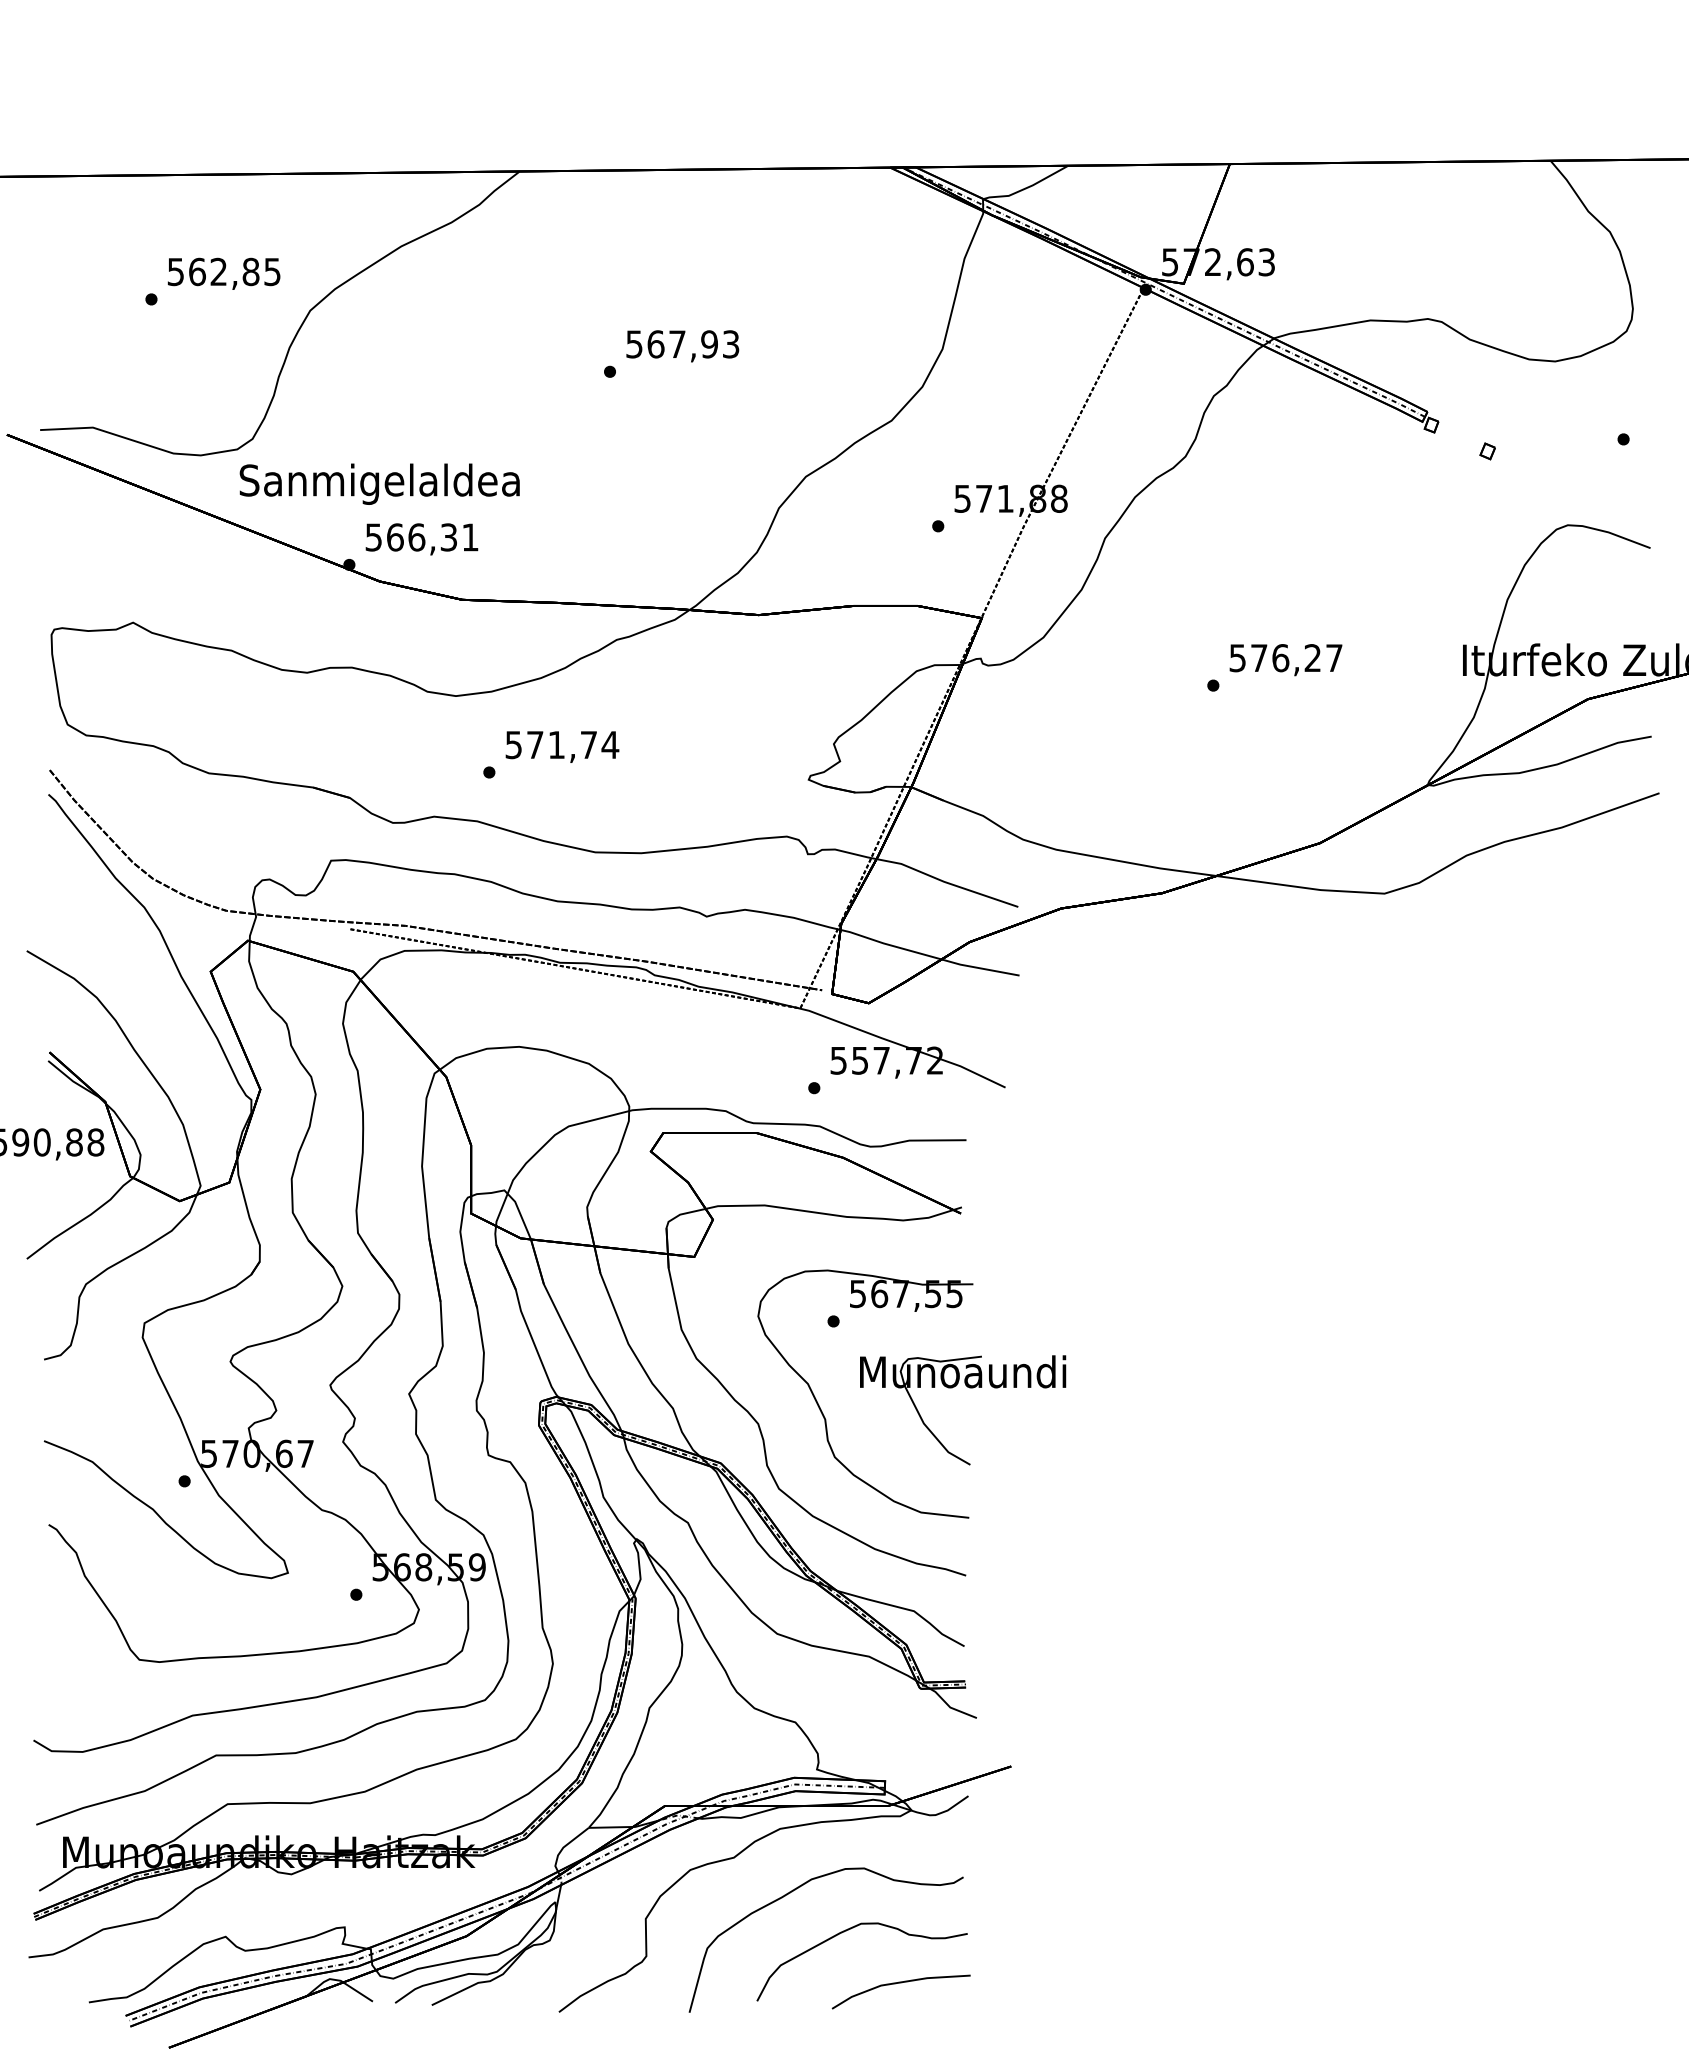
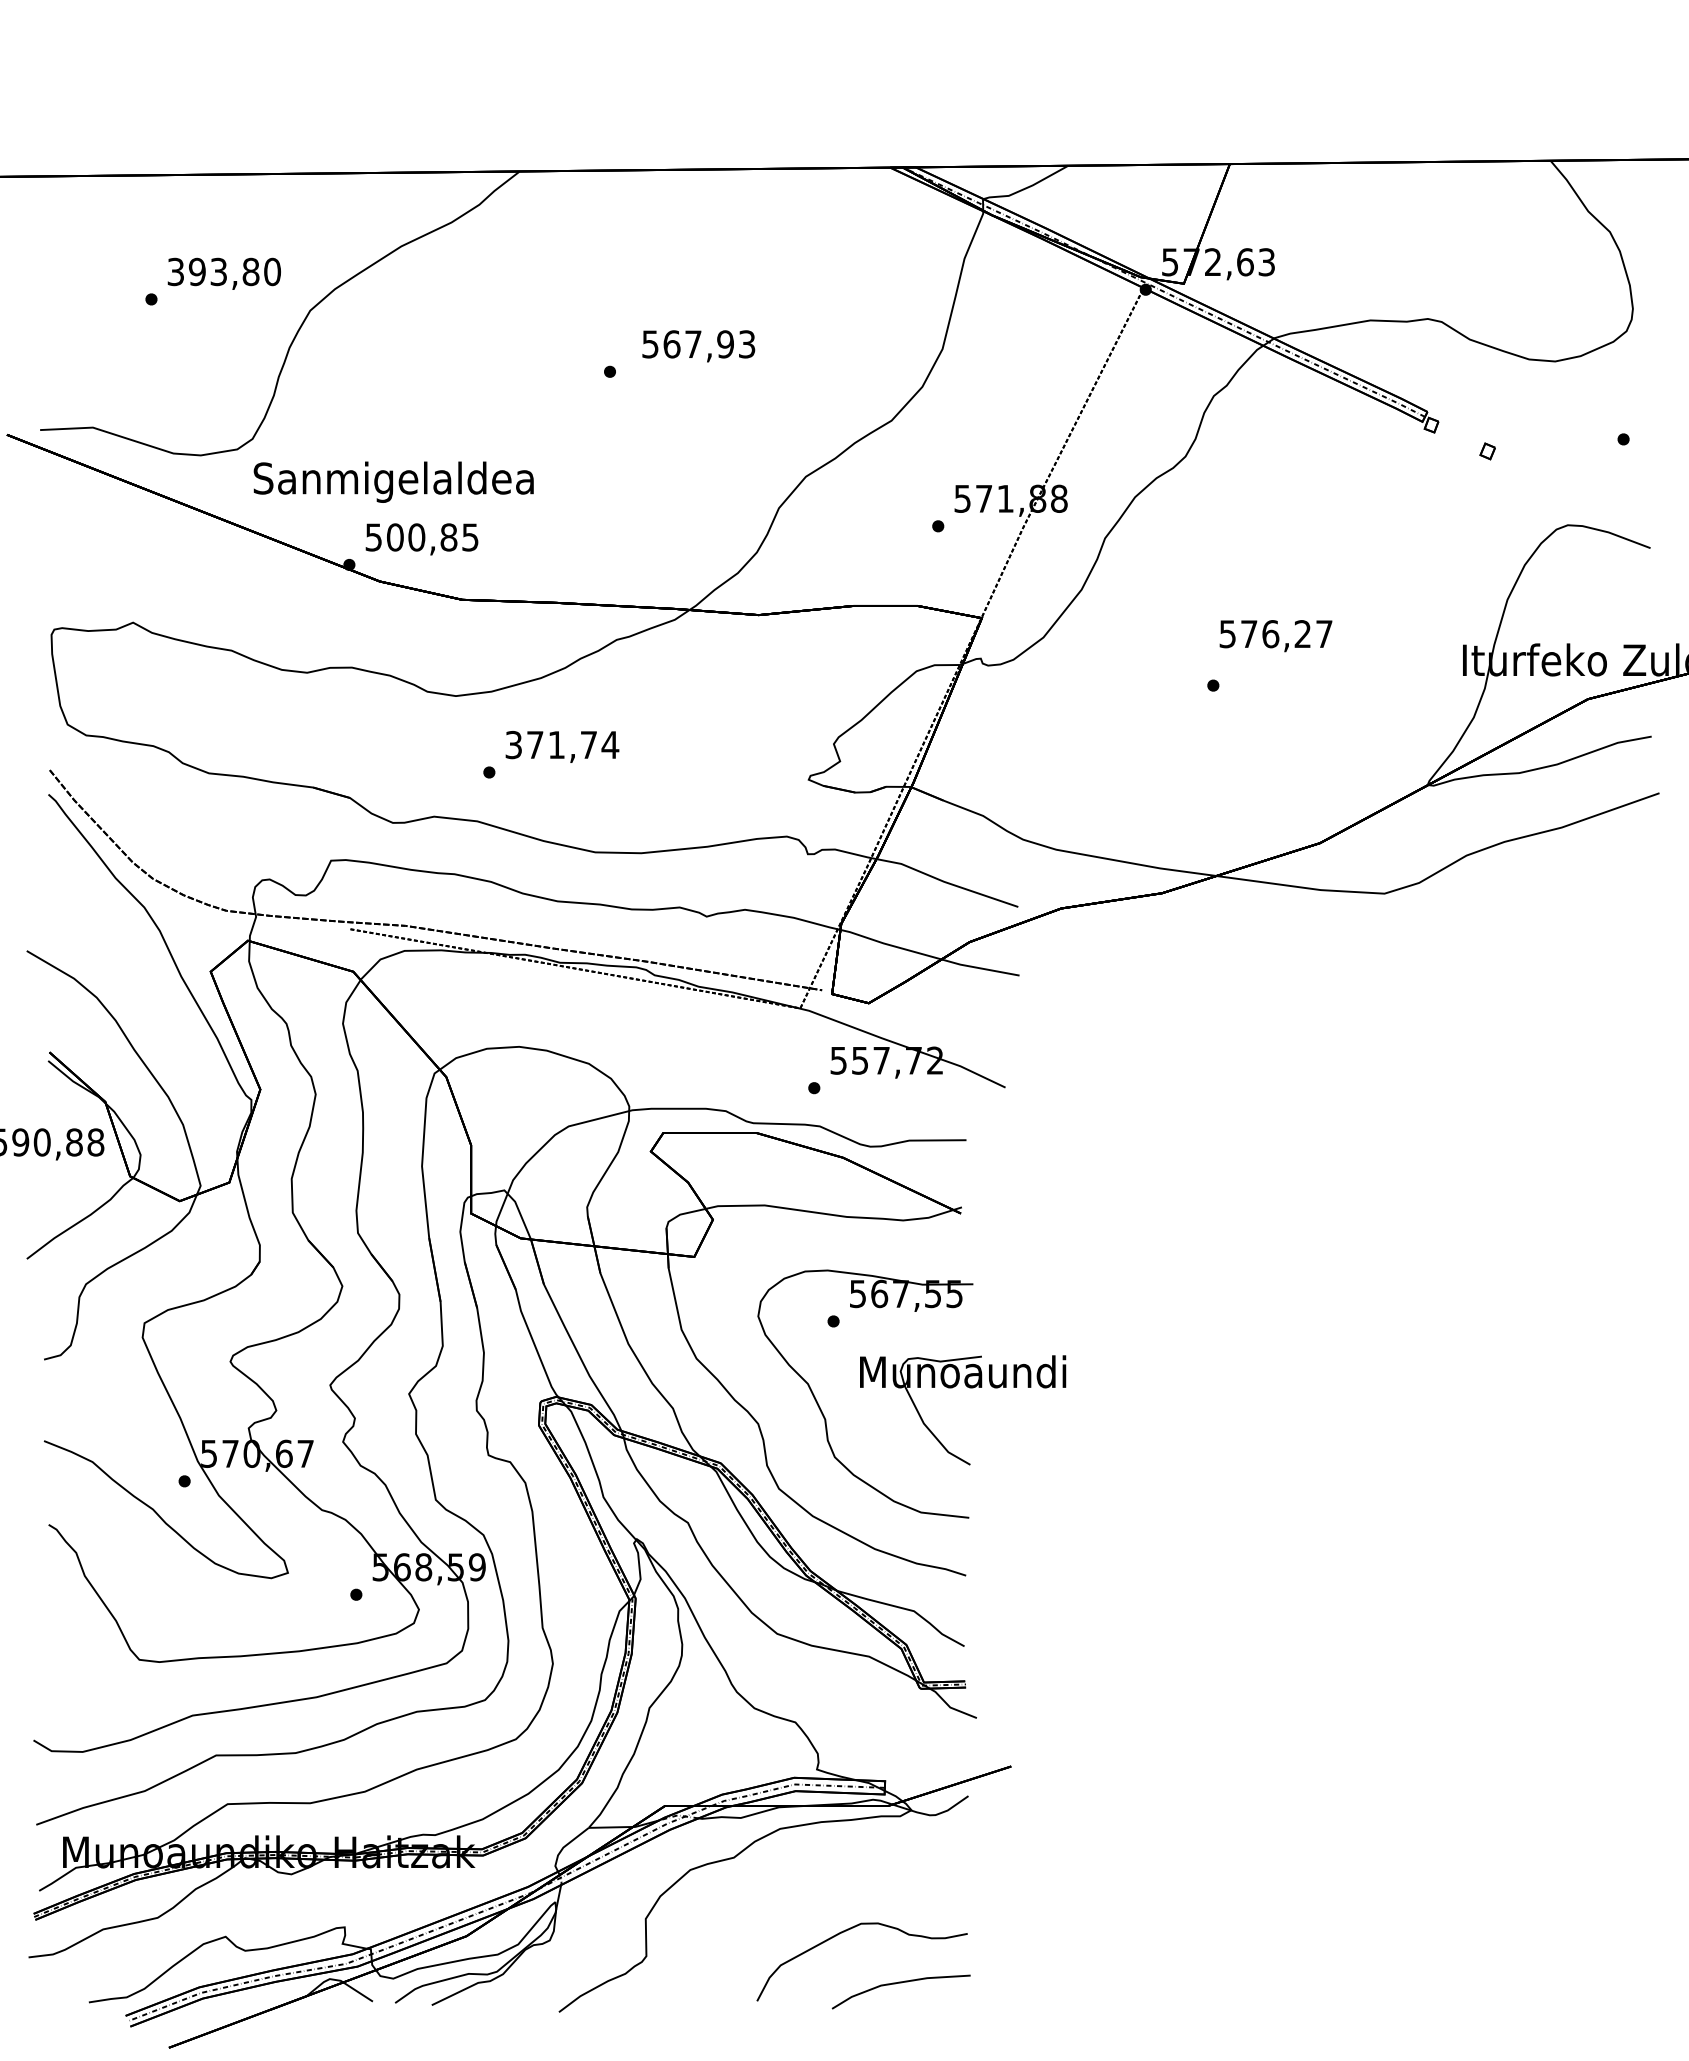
text: 562,85 -> 393,80 (224, 271)
text position: (682, 346) -> (698, 346) (698, 346)
text position: (379, 483) -> (393, 481) (393, 481)
text: 566,31 -> 500,85 (432, 537)
text position: (1285, 660) -> (1275, 636) (1275, 636)
text: 571,74 -> 371,74 (513, 744)
curve: present -> none (792, 1892)
